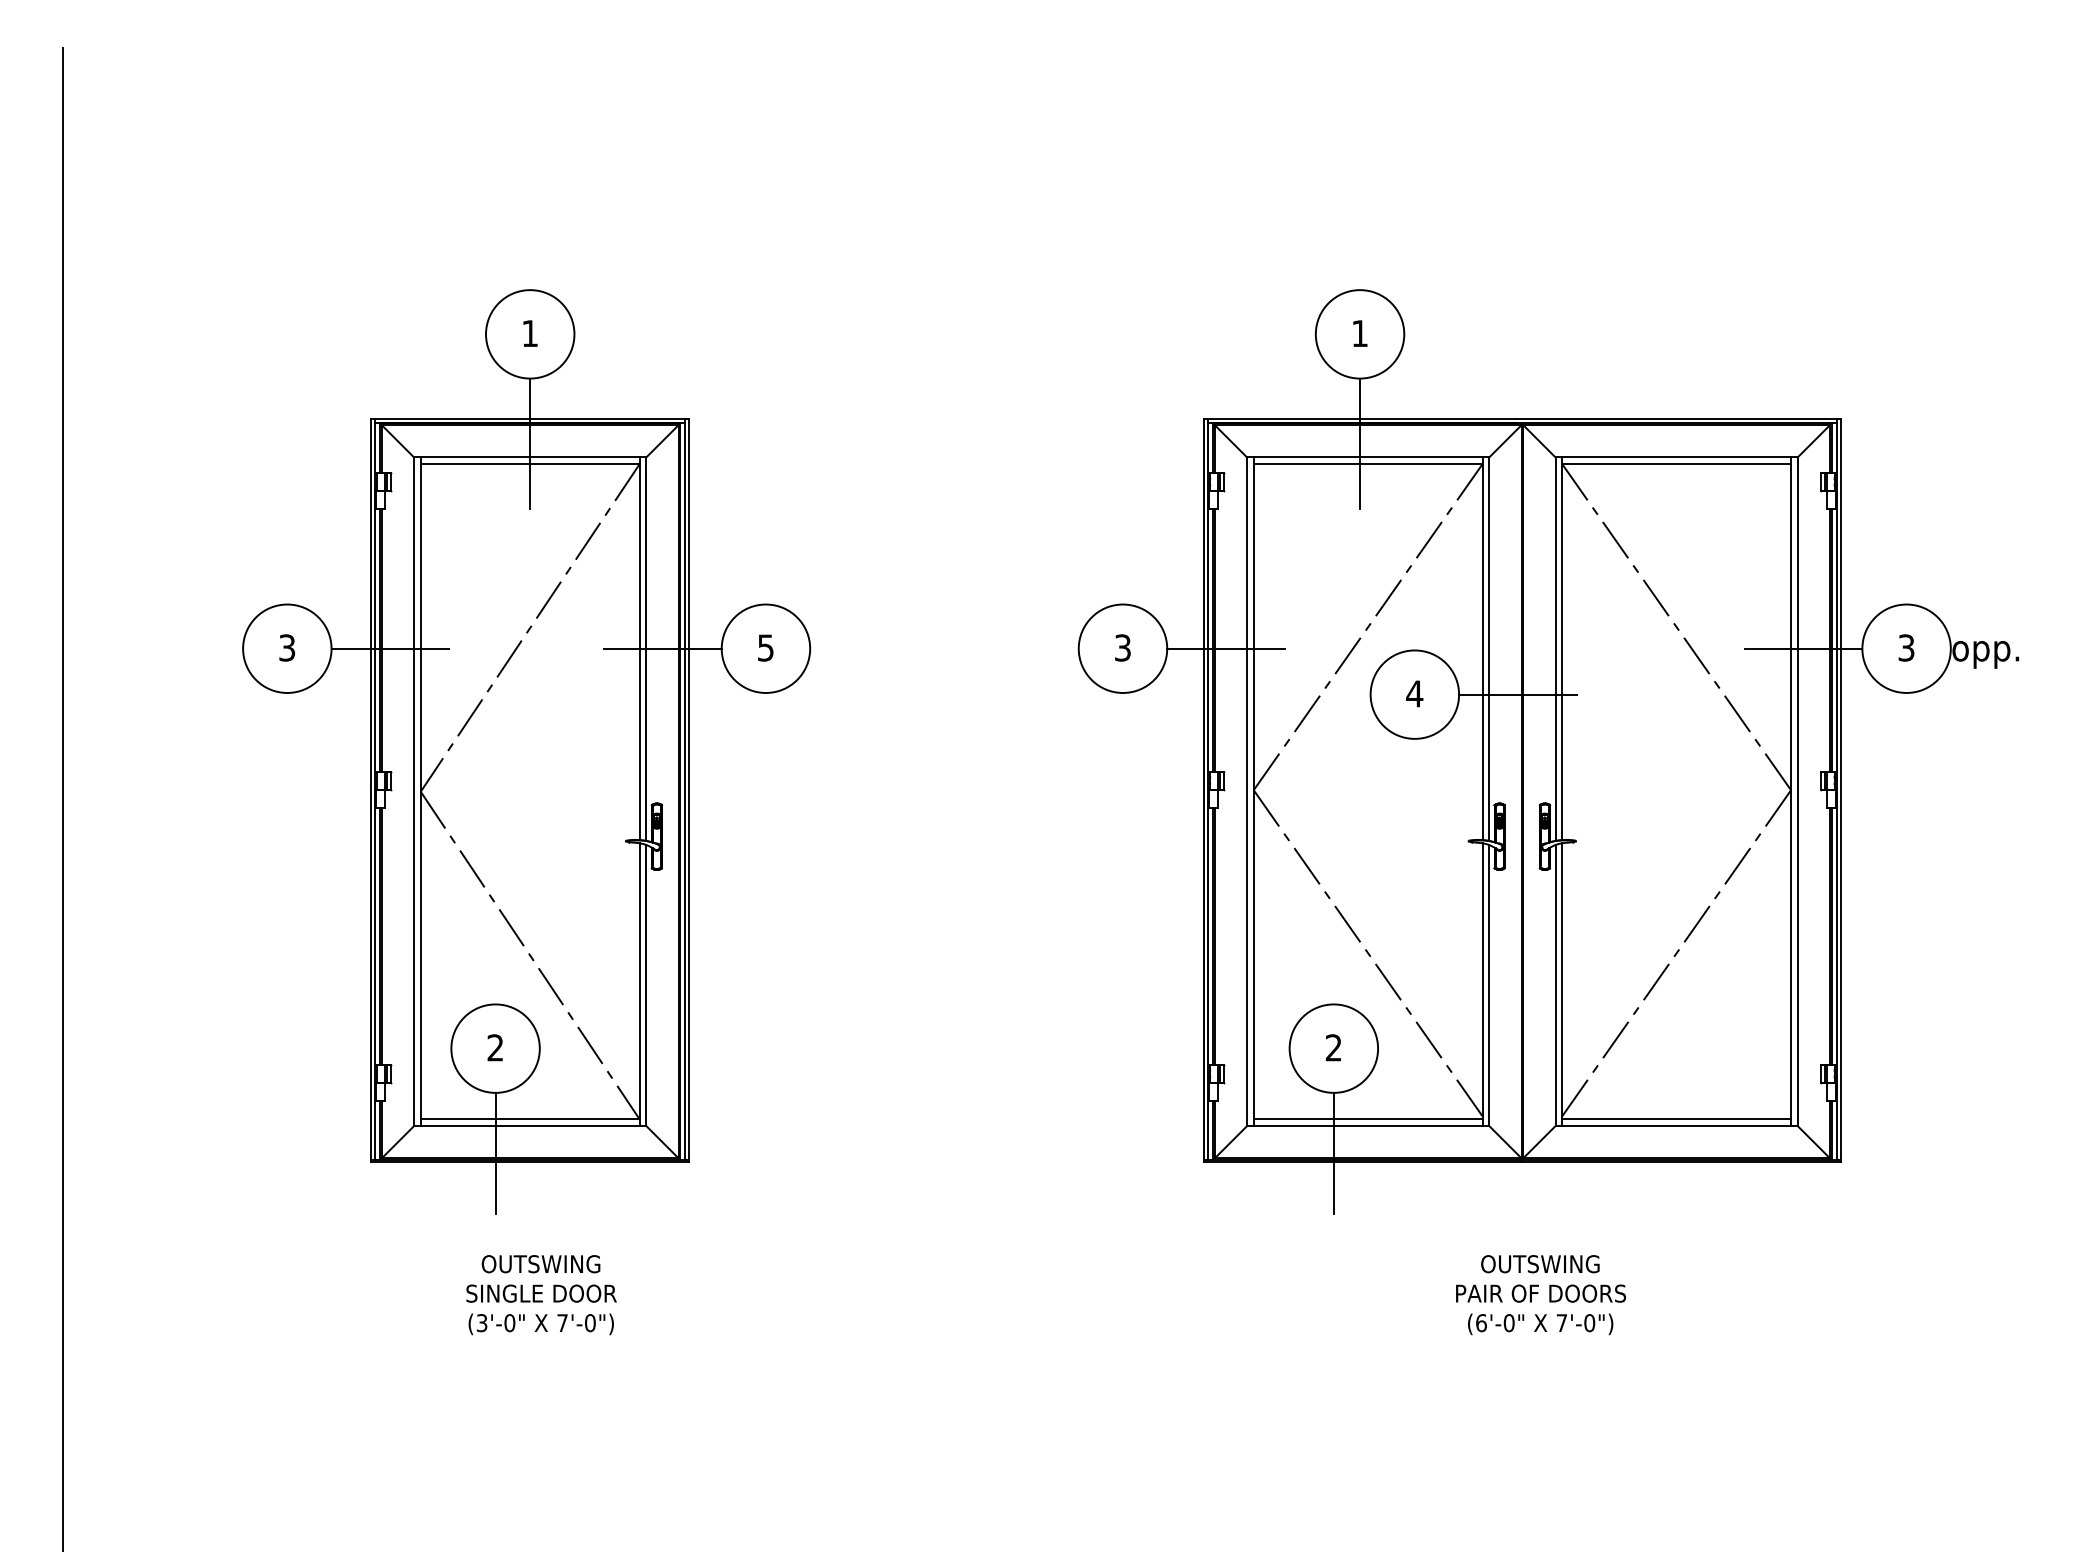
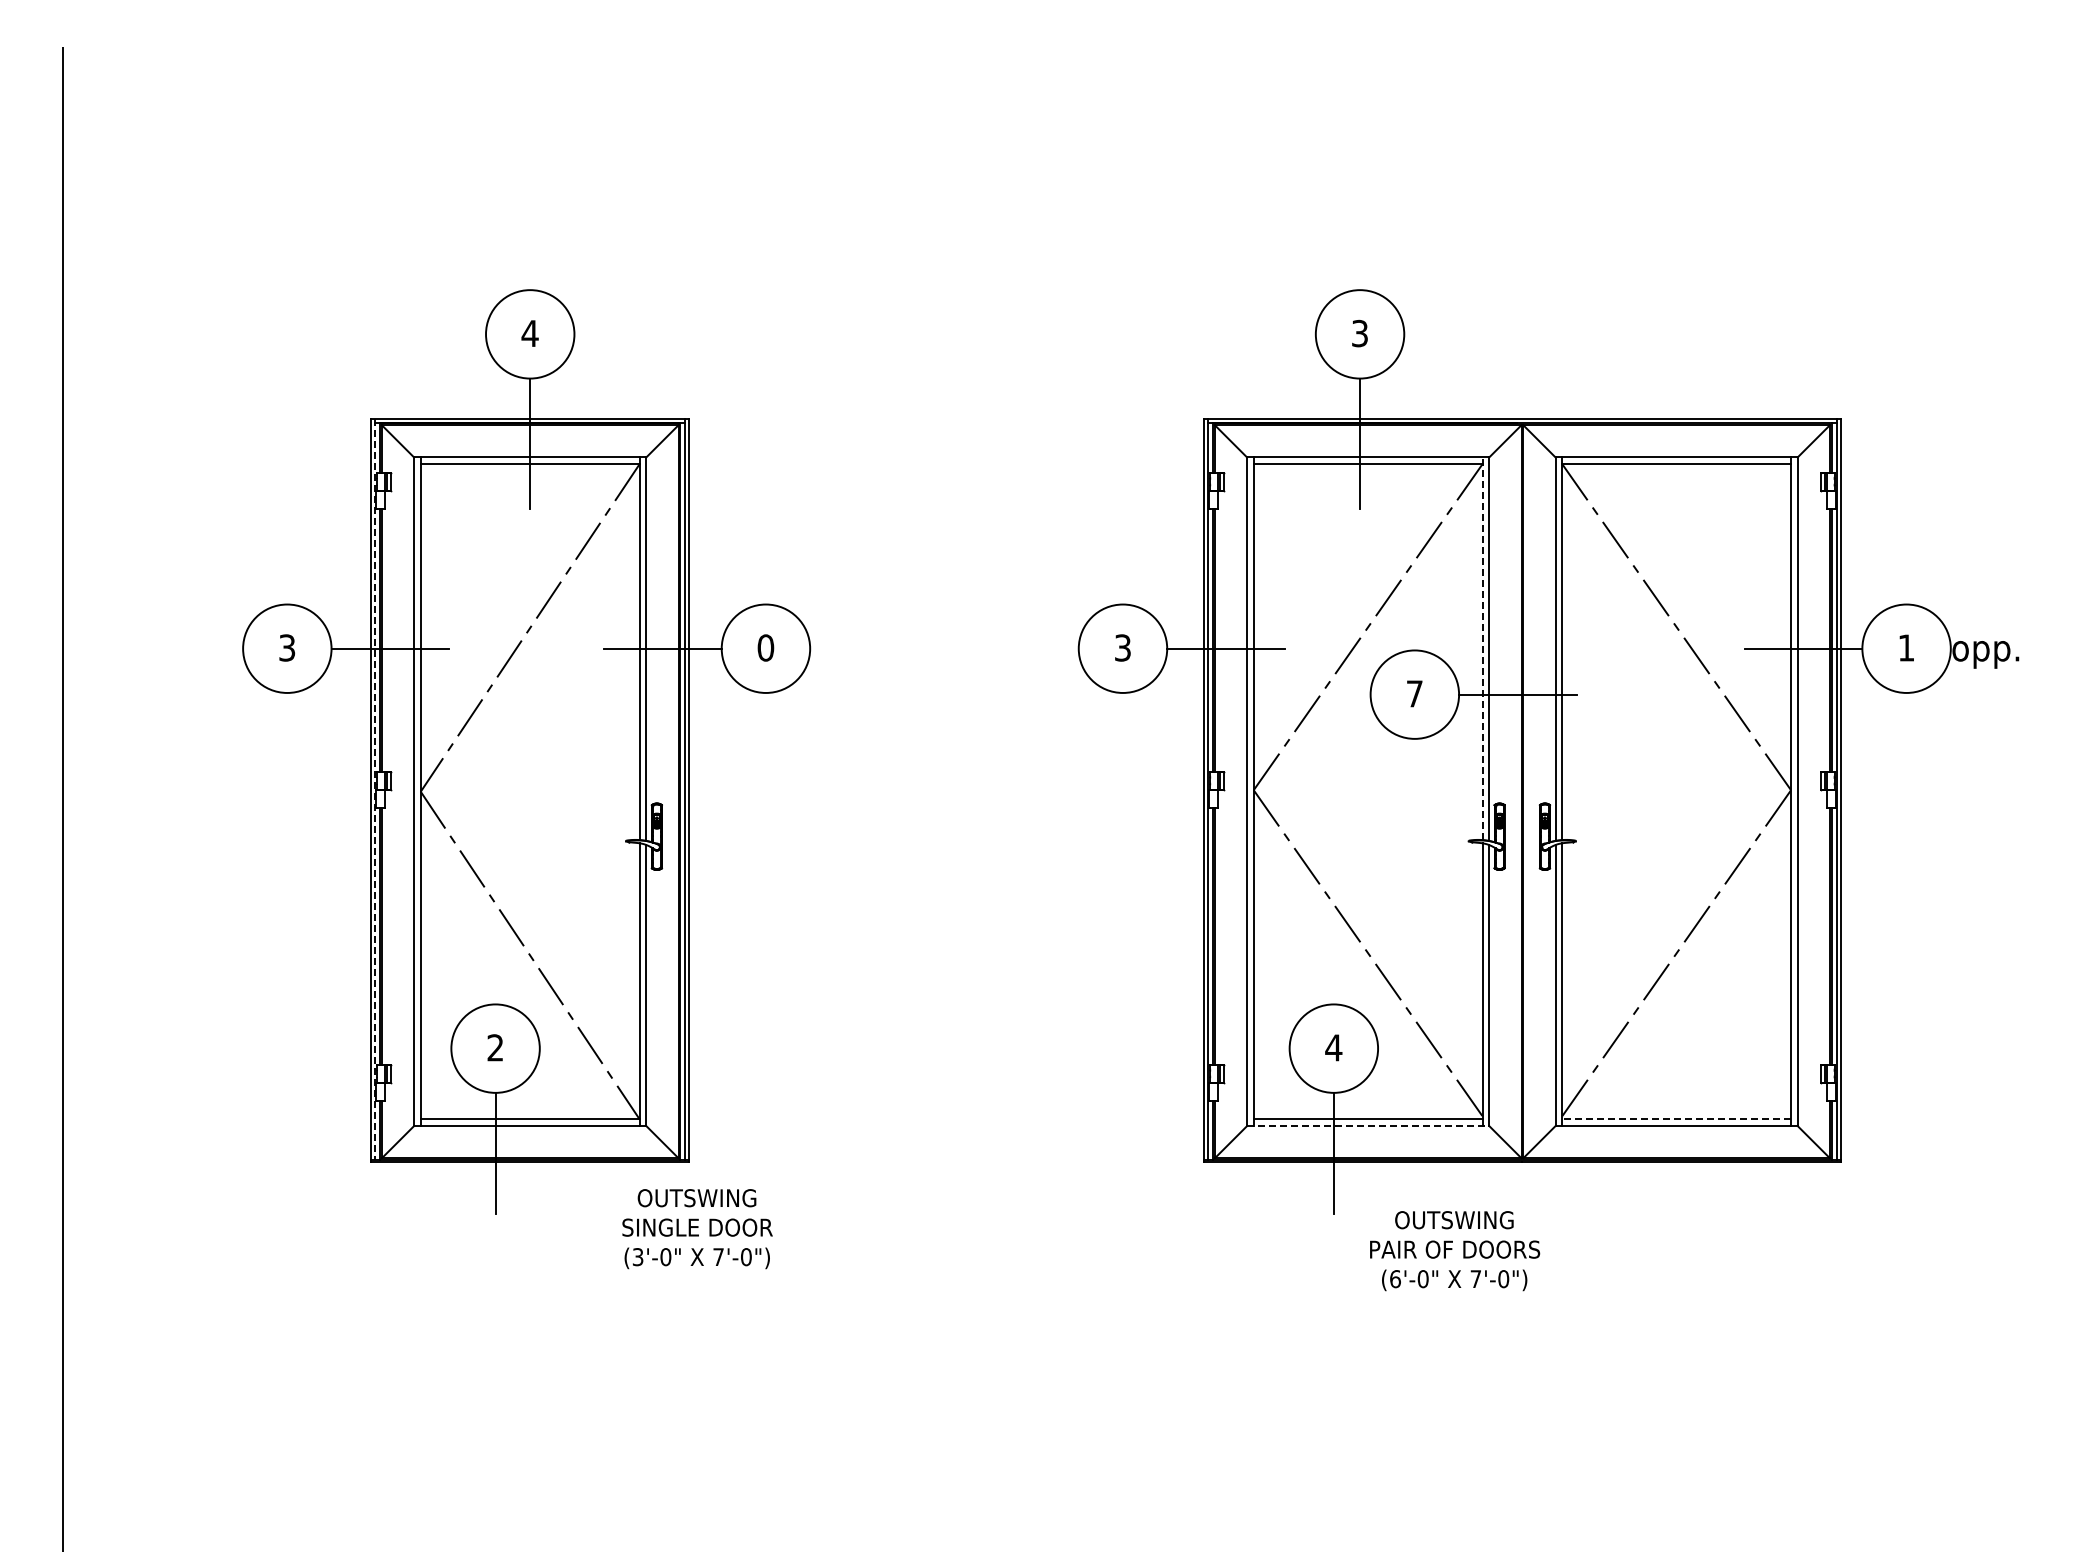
text: 1 -> 4 (529, 333)
text: 1 -> 3 (1359, 333)
text: 5 -> 0 (765, 647)
text: 3 -> 1 (1906, 647)
line: solid -> dashed (1482, 648)
text: 4 -> 7 (1414, 693)
line: solid -> dashed (375, 789)
text: 2 -> 4 (1333, 1047)
line: solid -> dashed (1676, 1119)
line: solid -> dashed (1368, 1126)
text position: (541, 1295) -> (697, 1229) (697, 1229)
text position: (1541, 1295) -> (1455, 1251) (1455, 1251)
